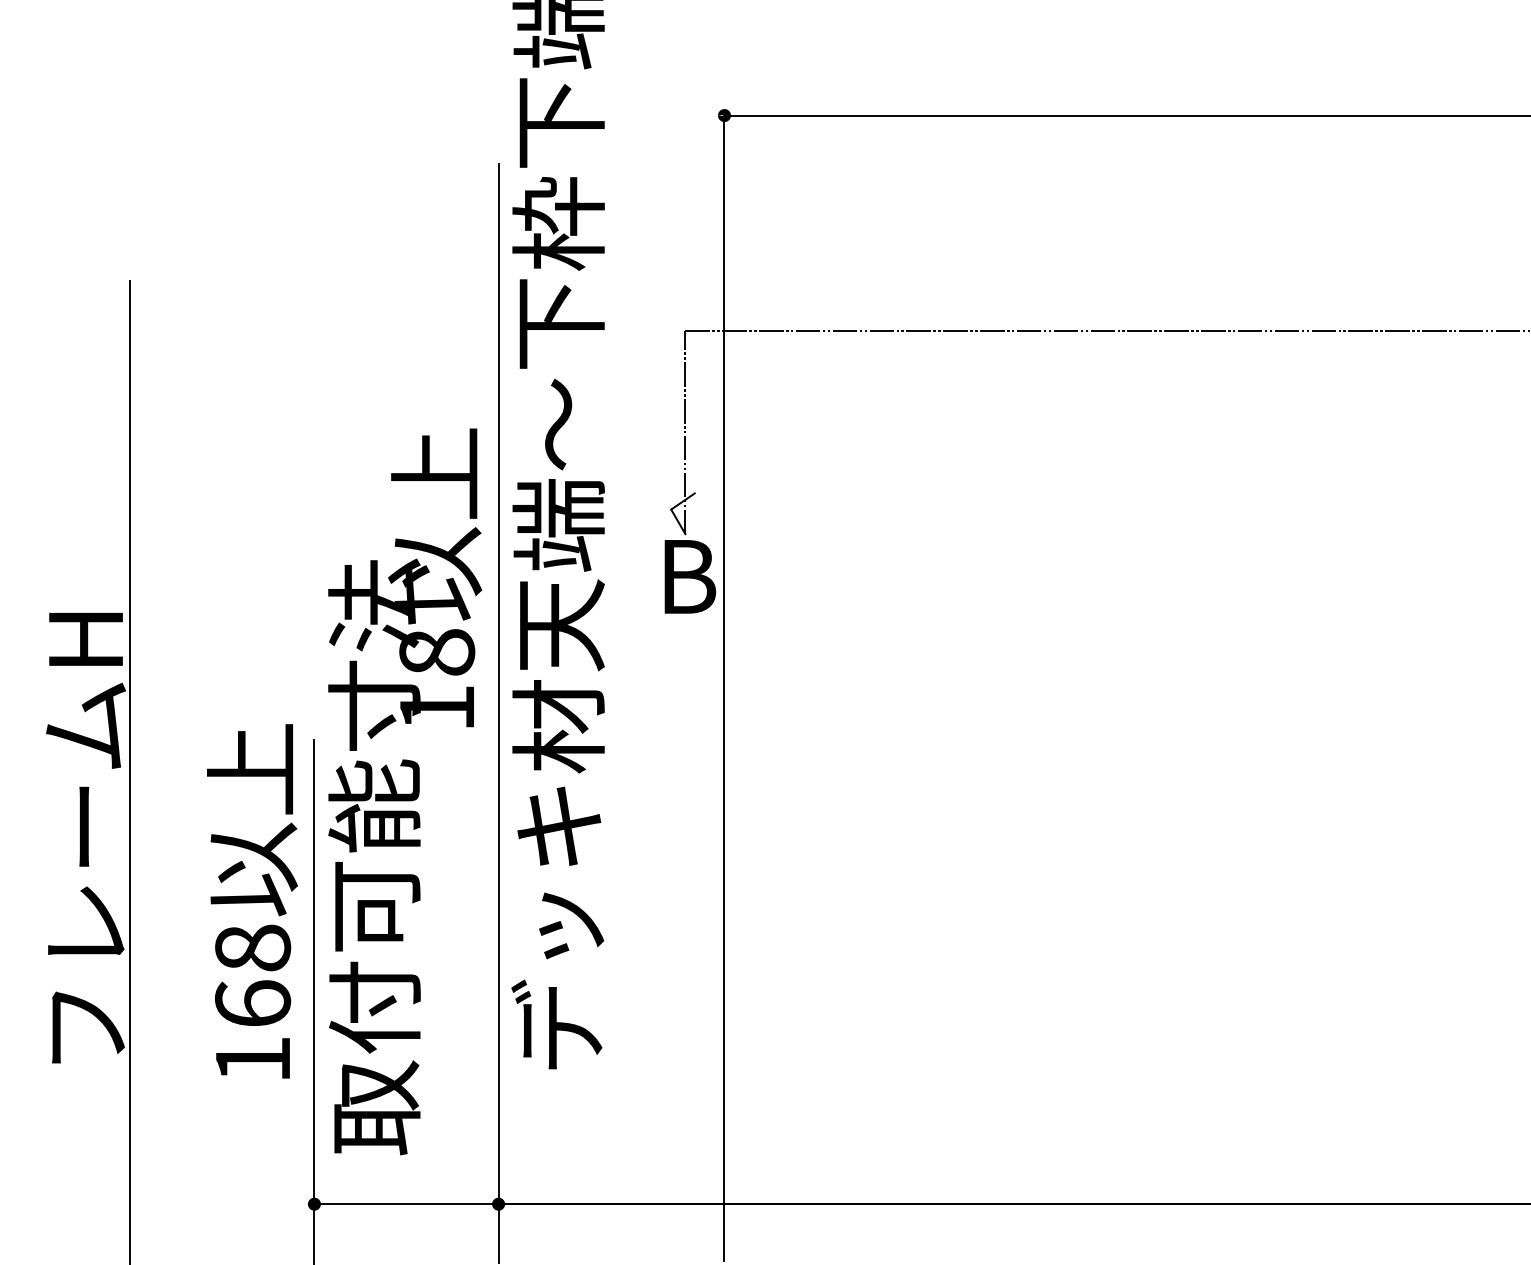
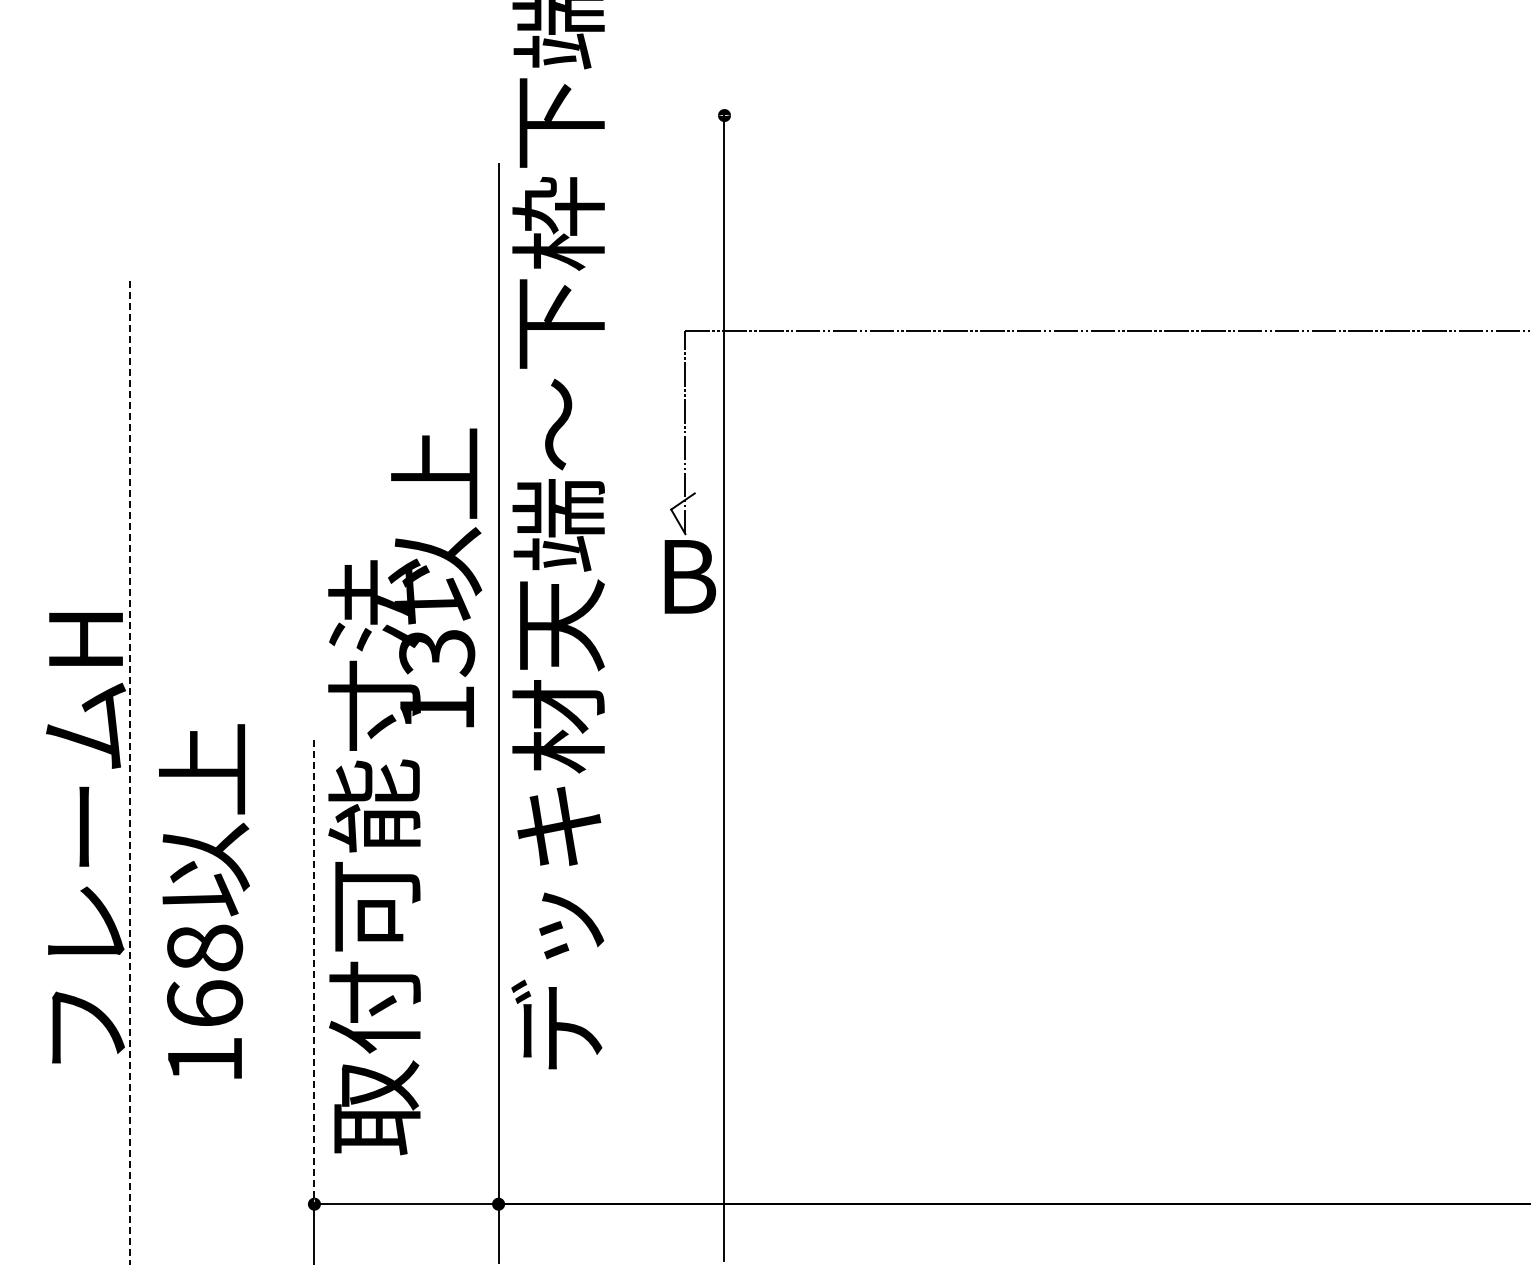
line: present -> none (1125, 115)
text: 18 -> 13 (437, 653)
line: solid -> dashed (130, 772)
text position: (252, 901) -> (204, 901) (204, 901)
line: solid -> dashed (314, 972)
